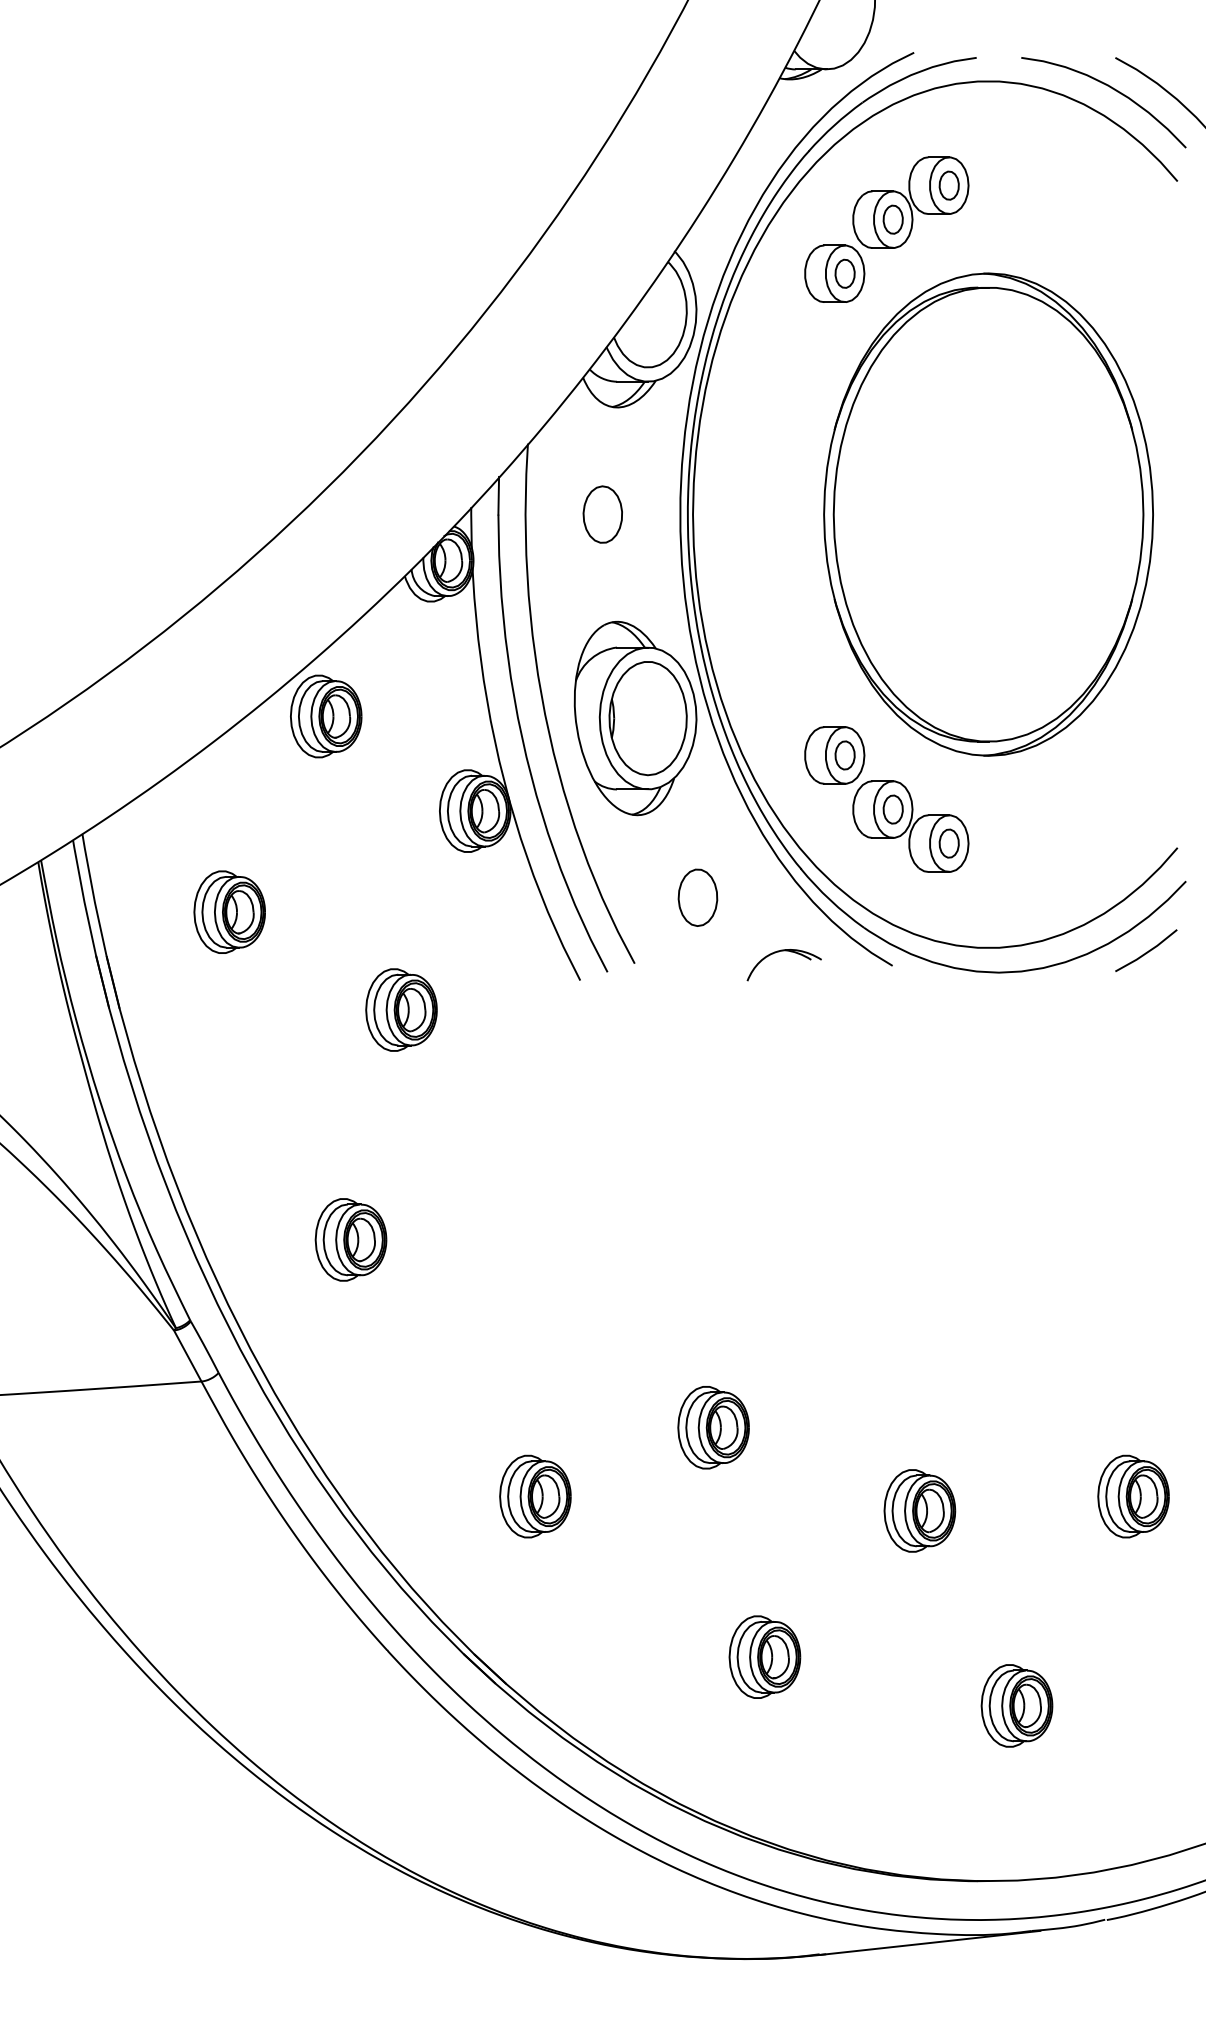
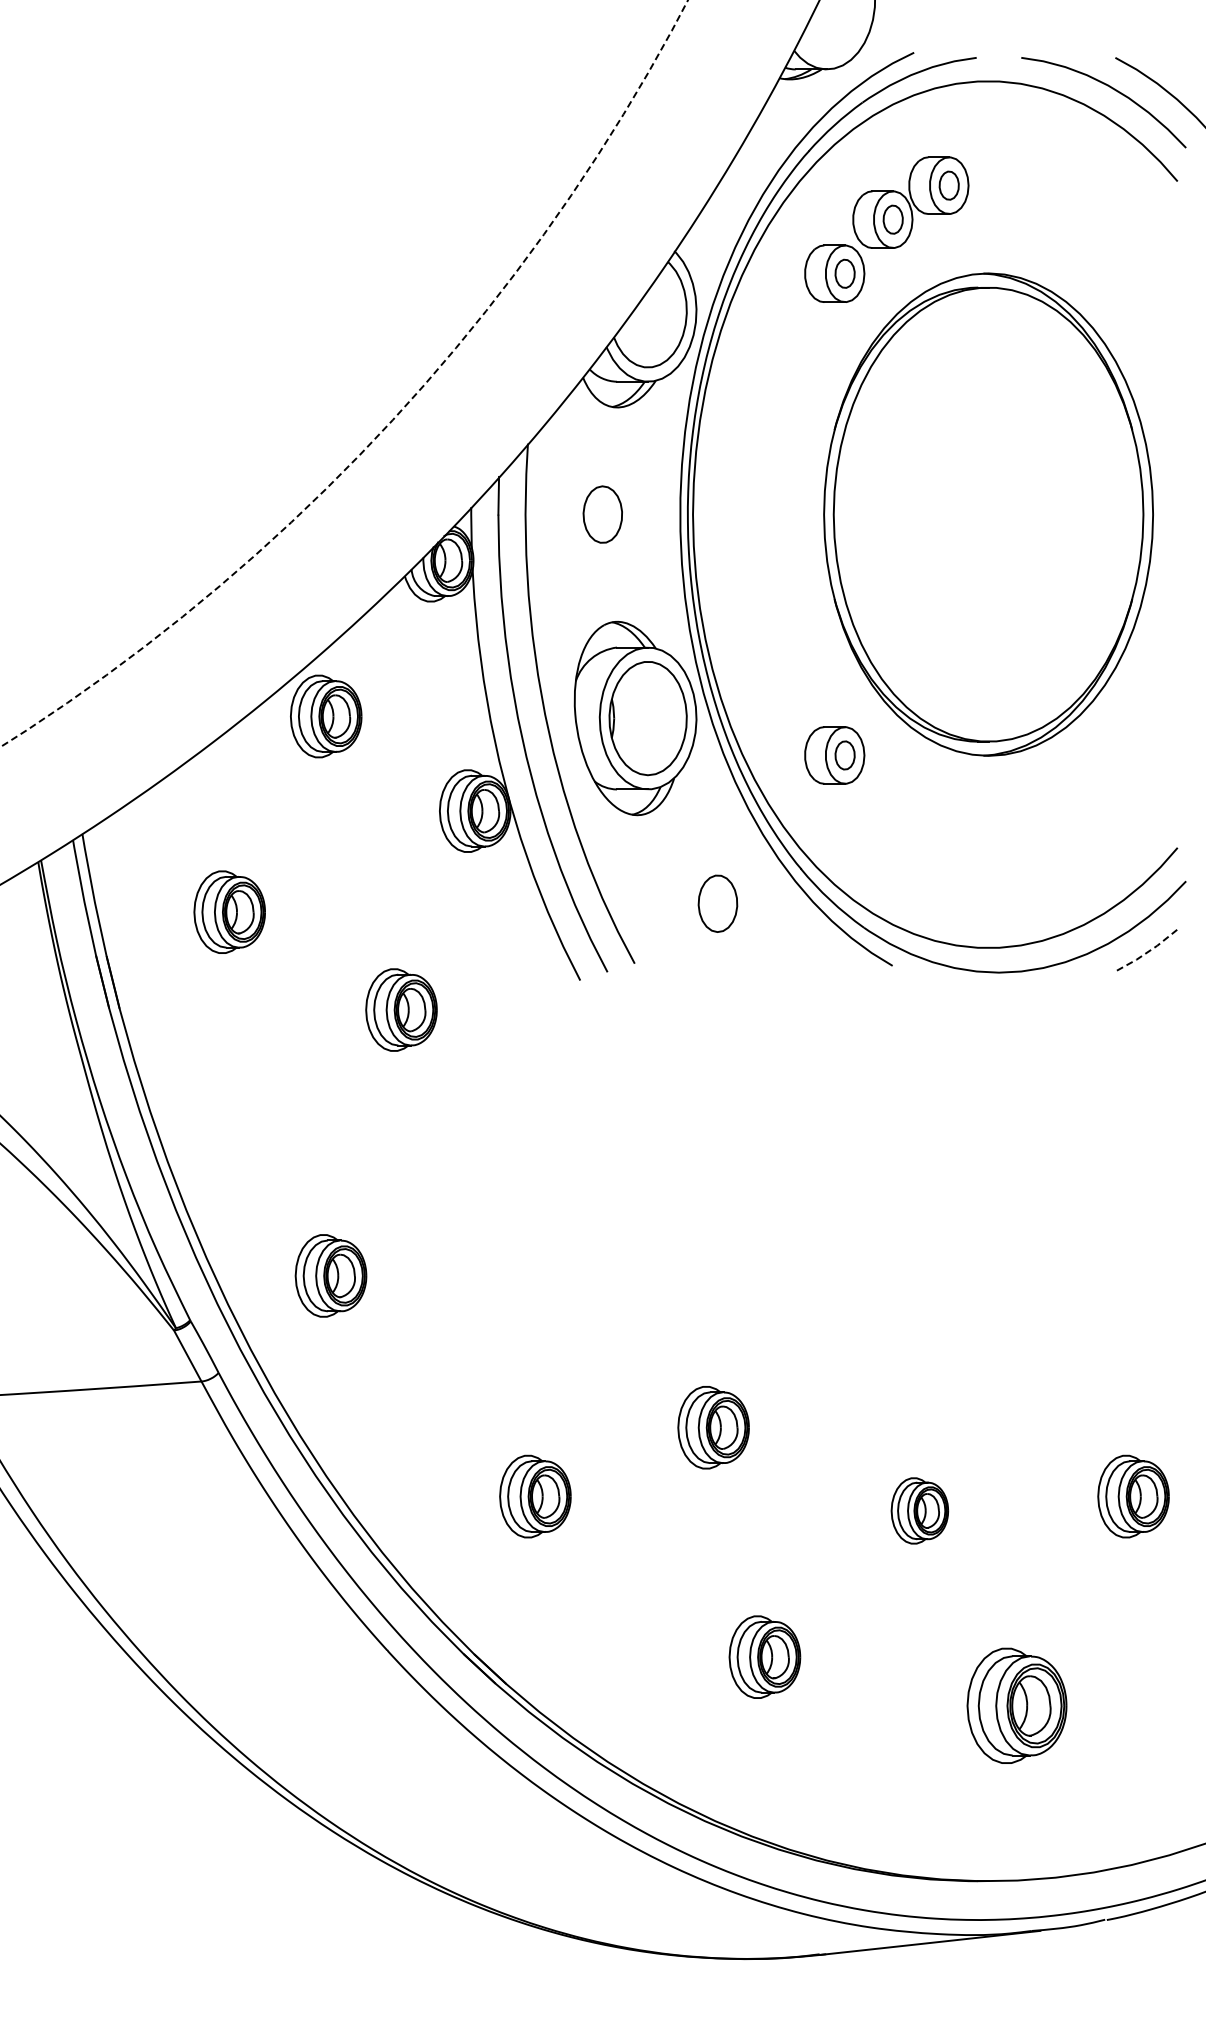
arc: solid -> dashed (393, 419)
part: present -> none (910, 826)
part position: (697, 897) -> (717, 903) (717, 903)
part: present -> none (779, 952)
line: solid -> dashed (1147, 952)
part position: (350, 1239) -> (330, 1275) (330, 1275)
part size: 74x84 px -> 60x68 px (919, 1510)
part size: 74x84 px -> 102x117 px (1016, 1705)
